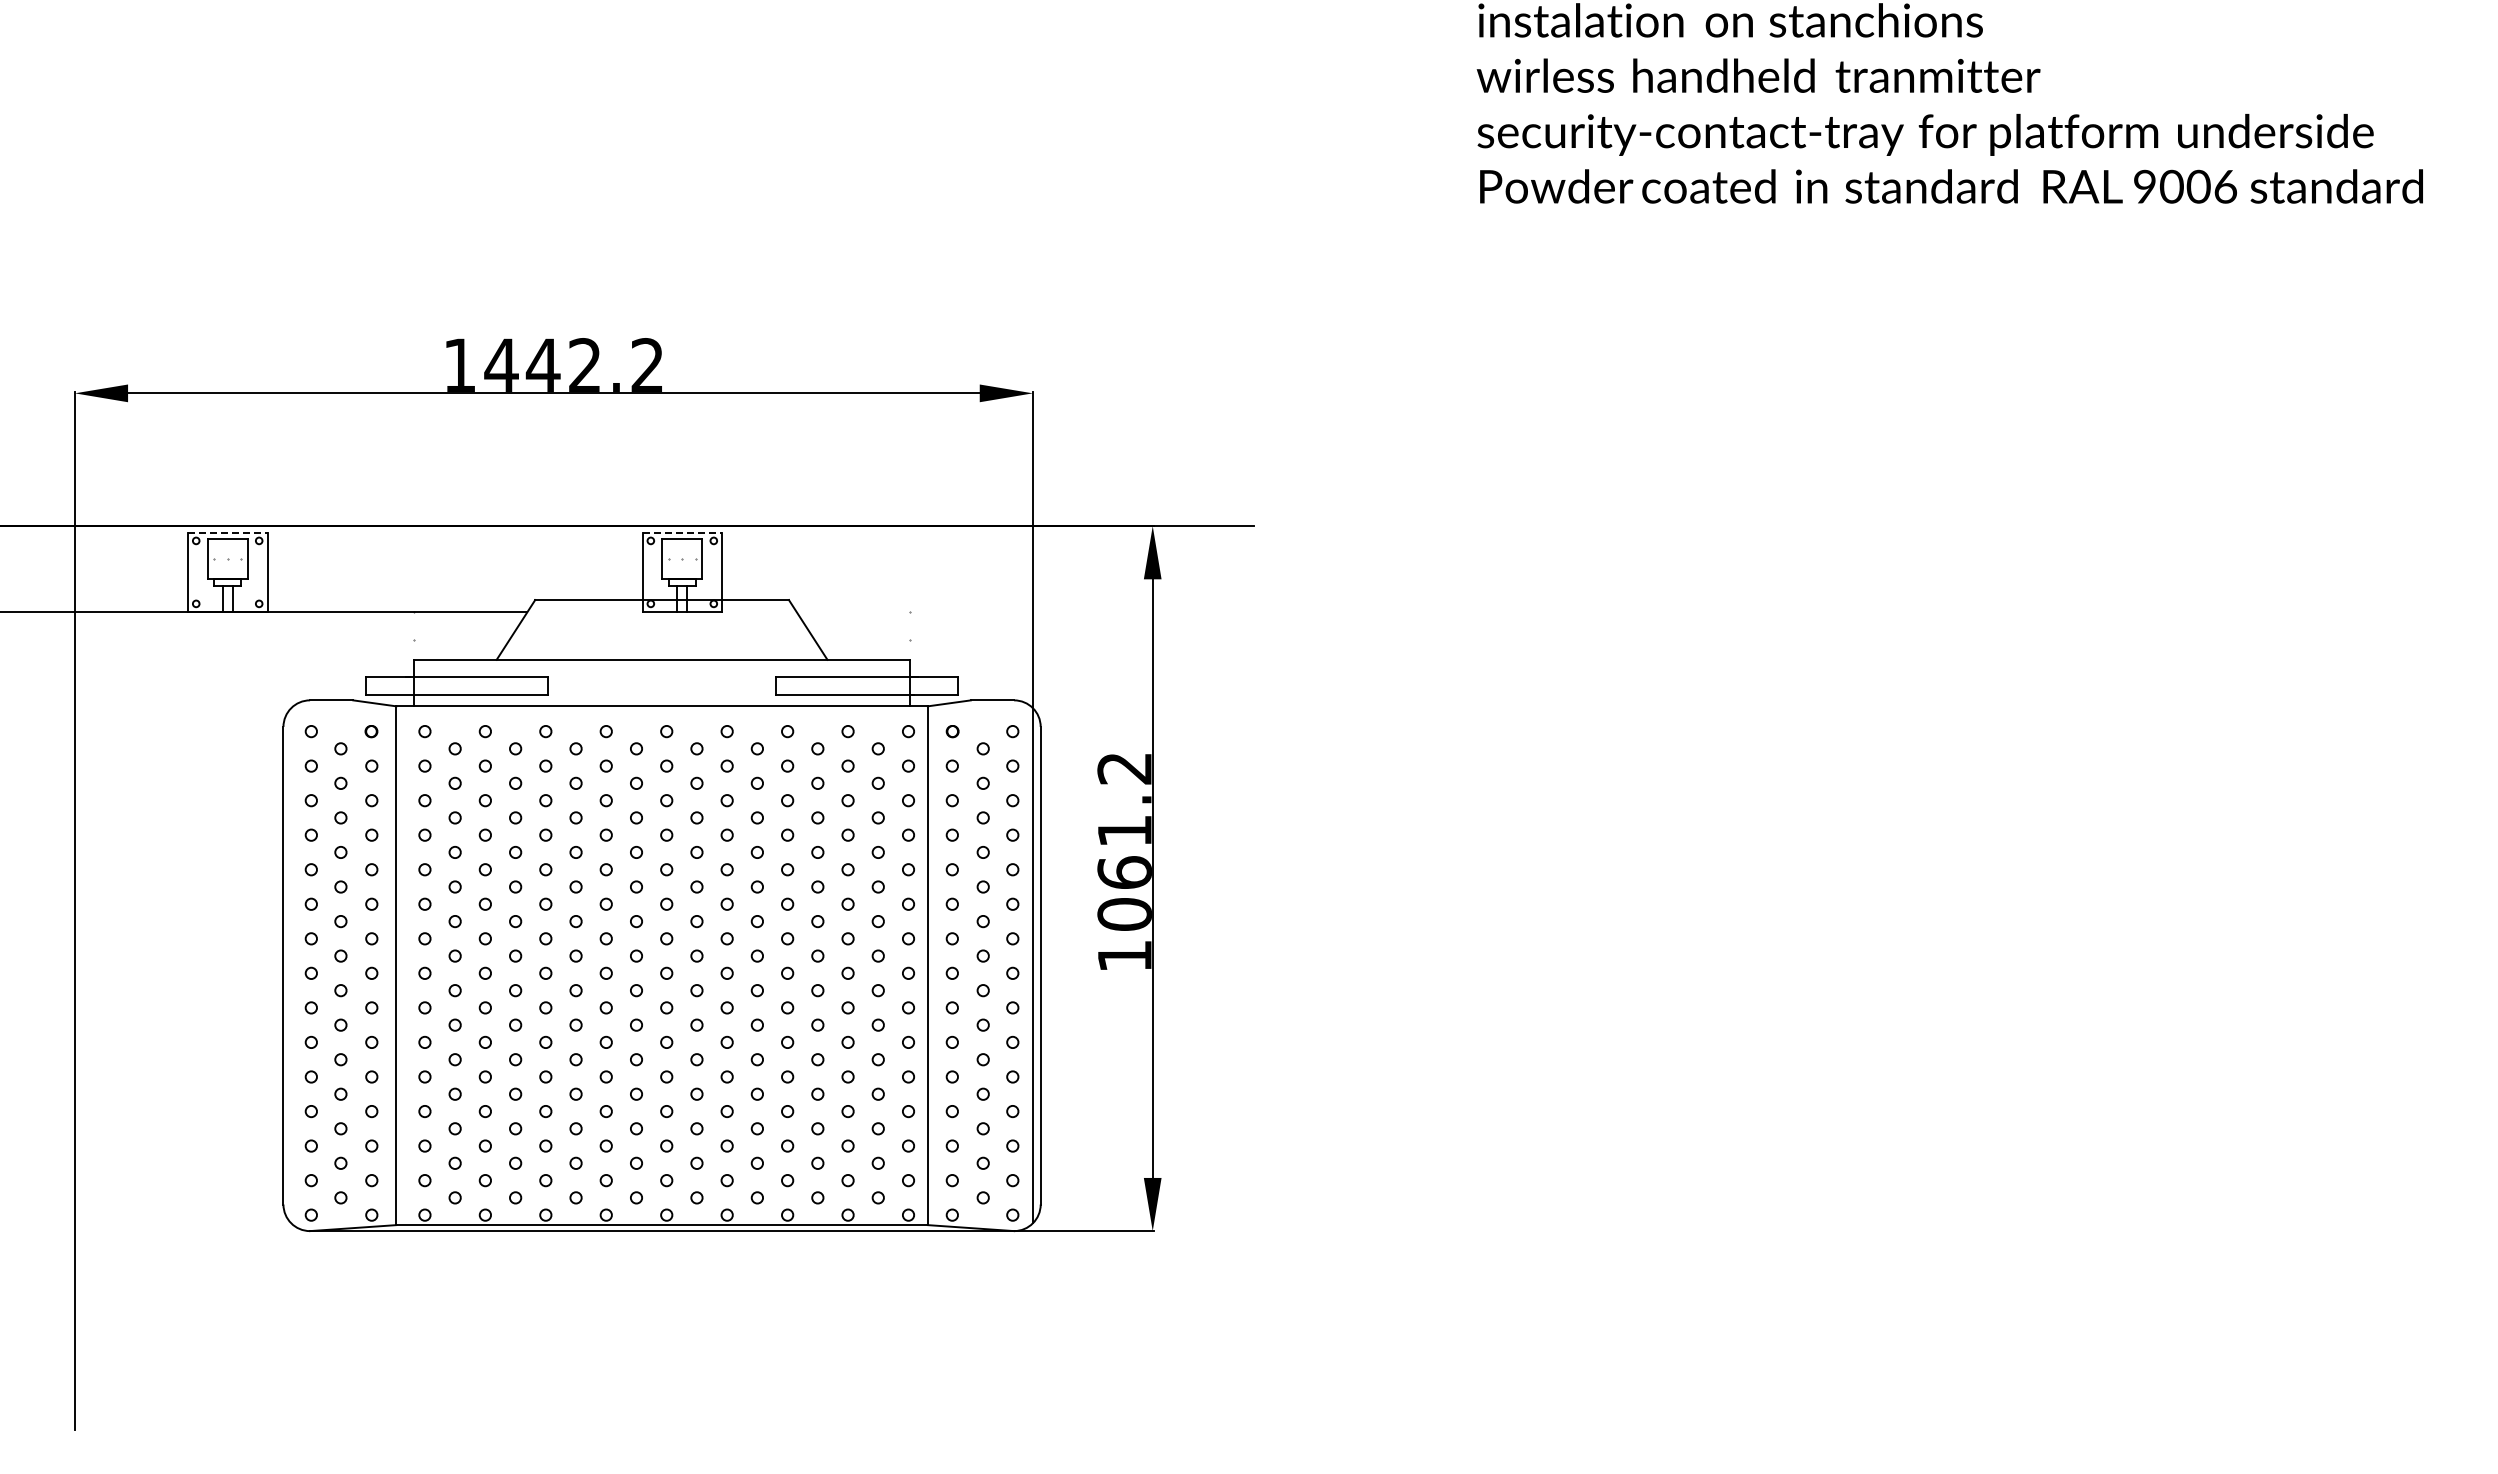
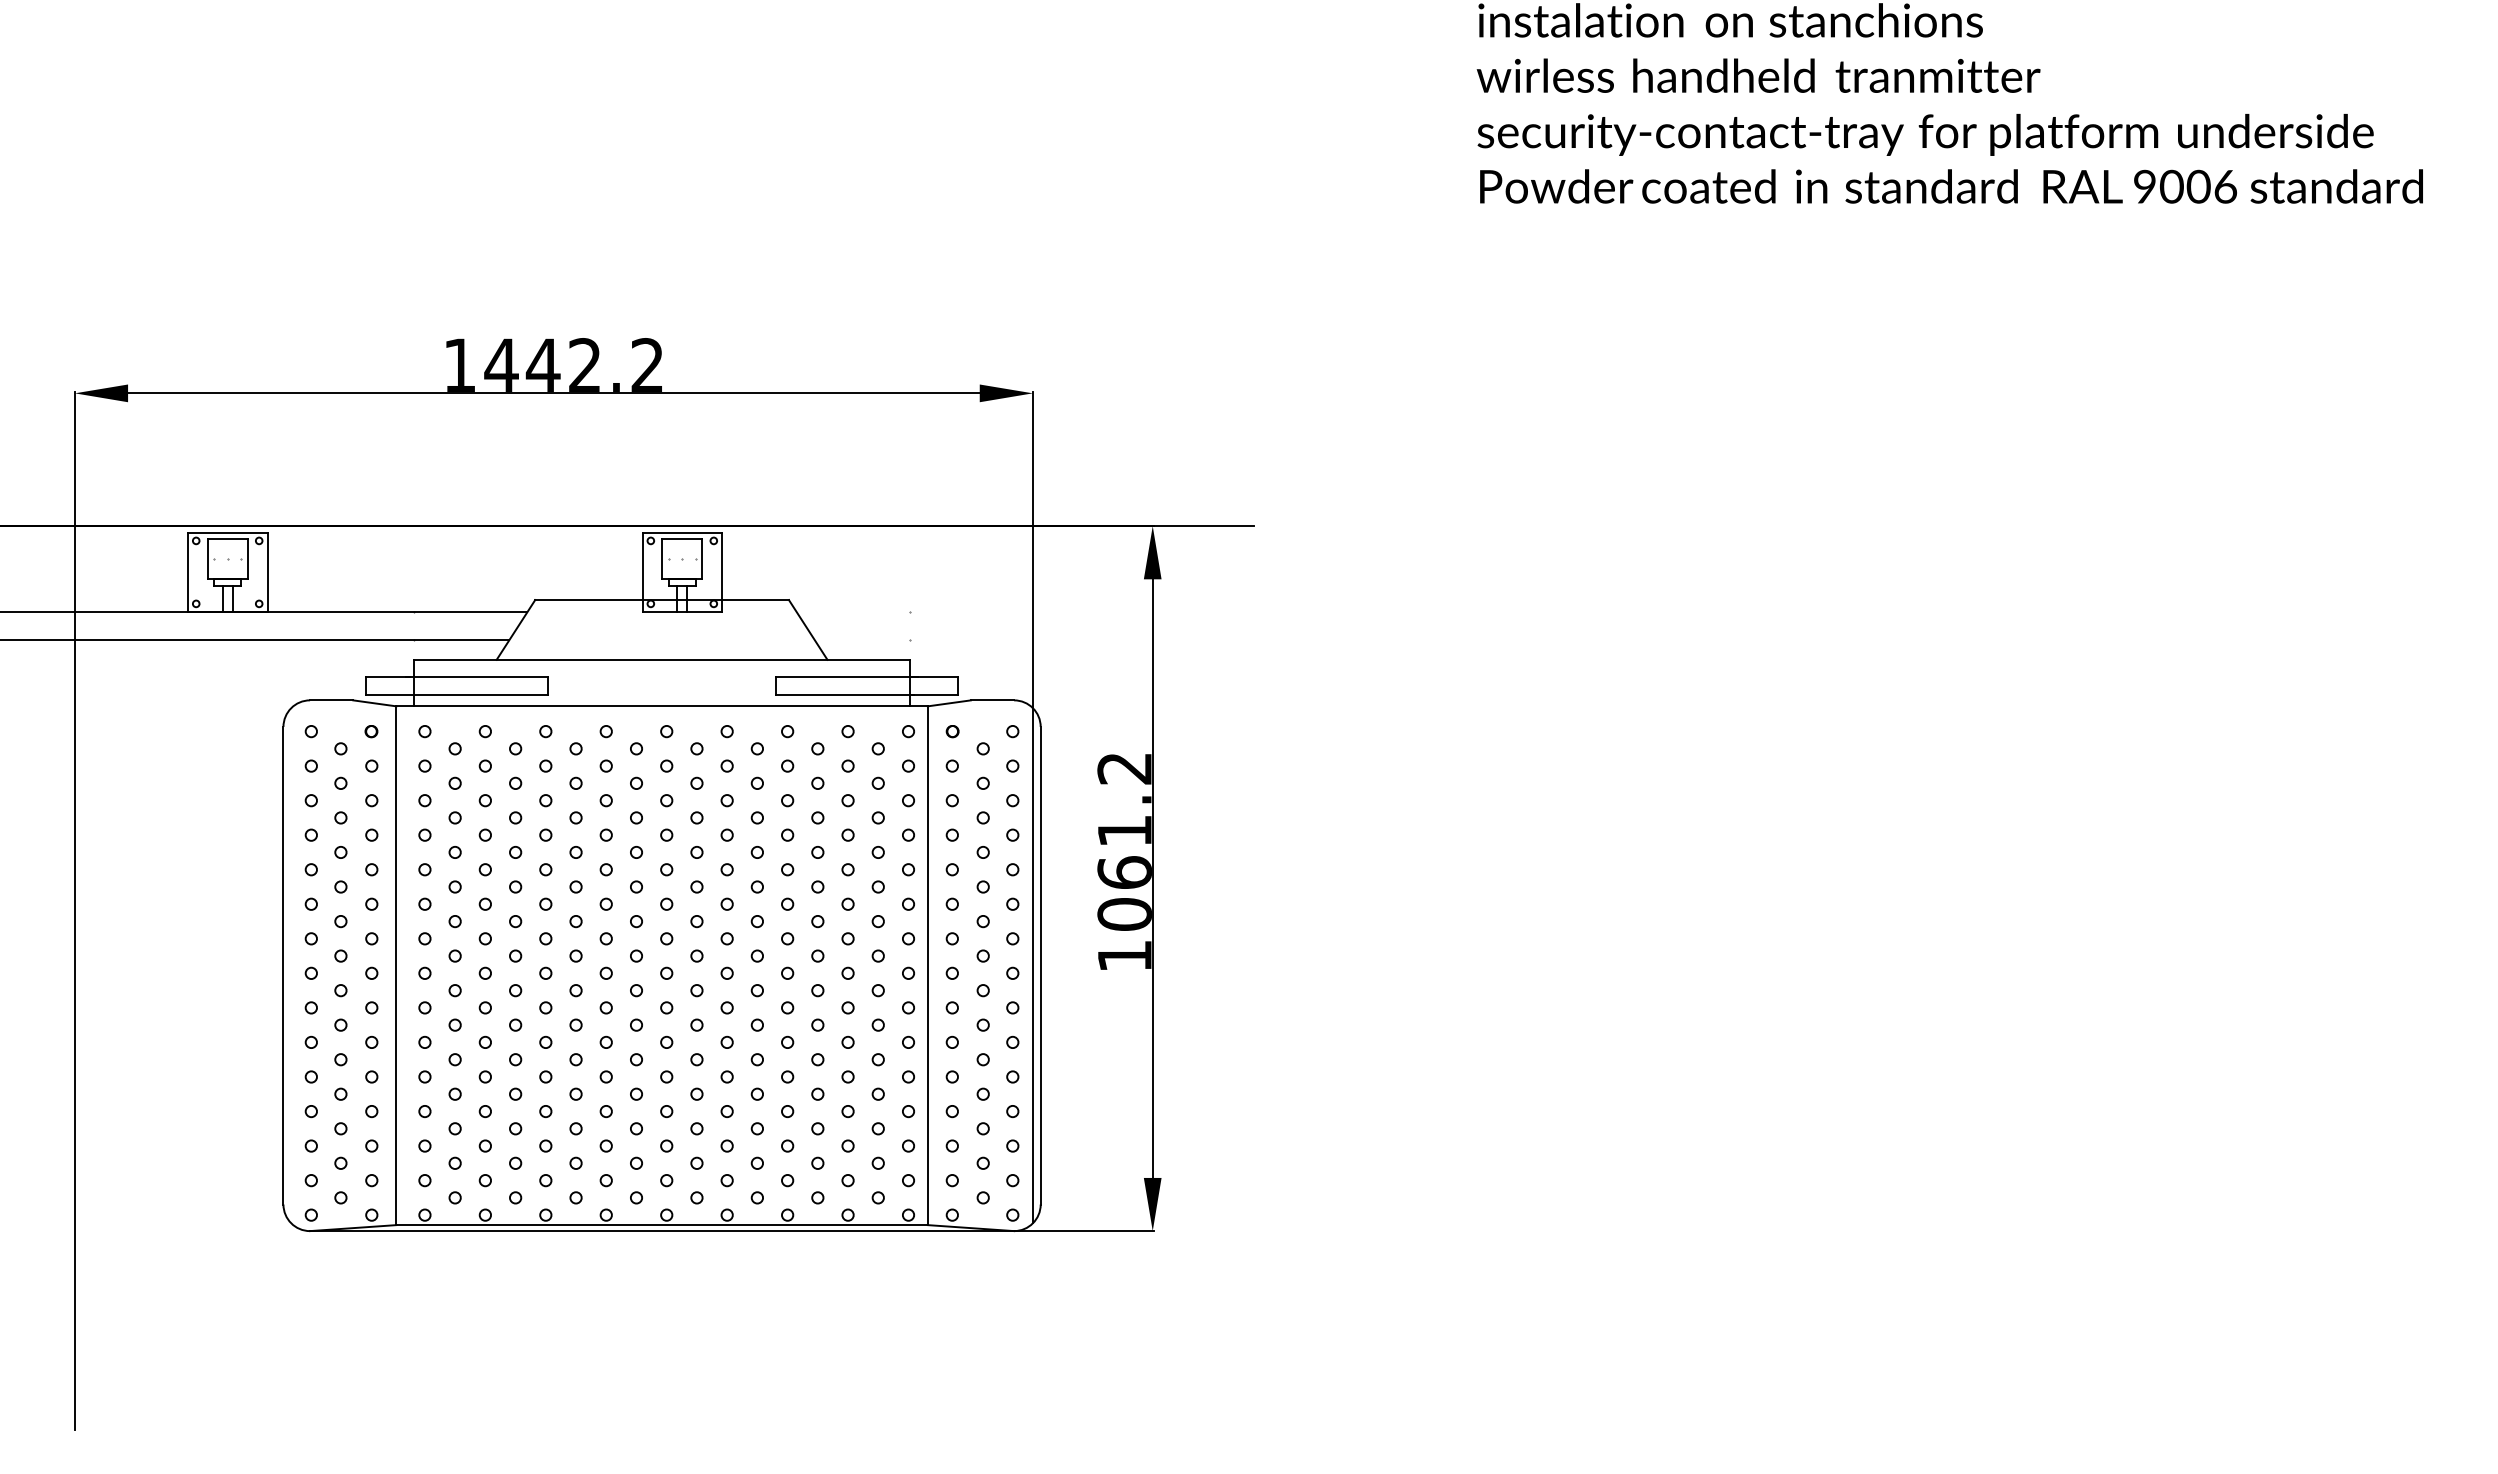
line: dashed -> solid (227, 532)
line: dashed -> solid (682, 532)
line: none -> present (255, 640)
